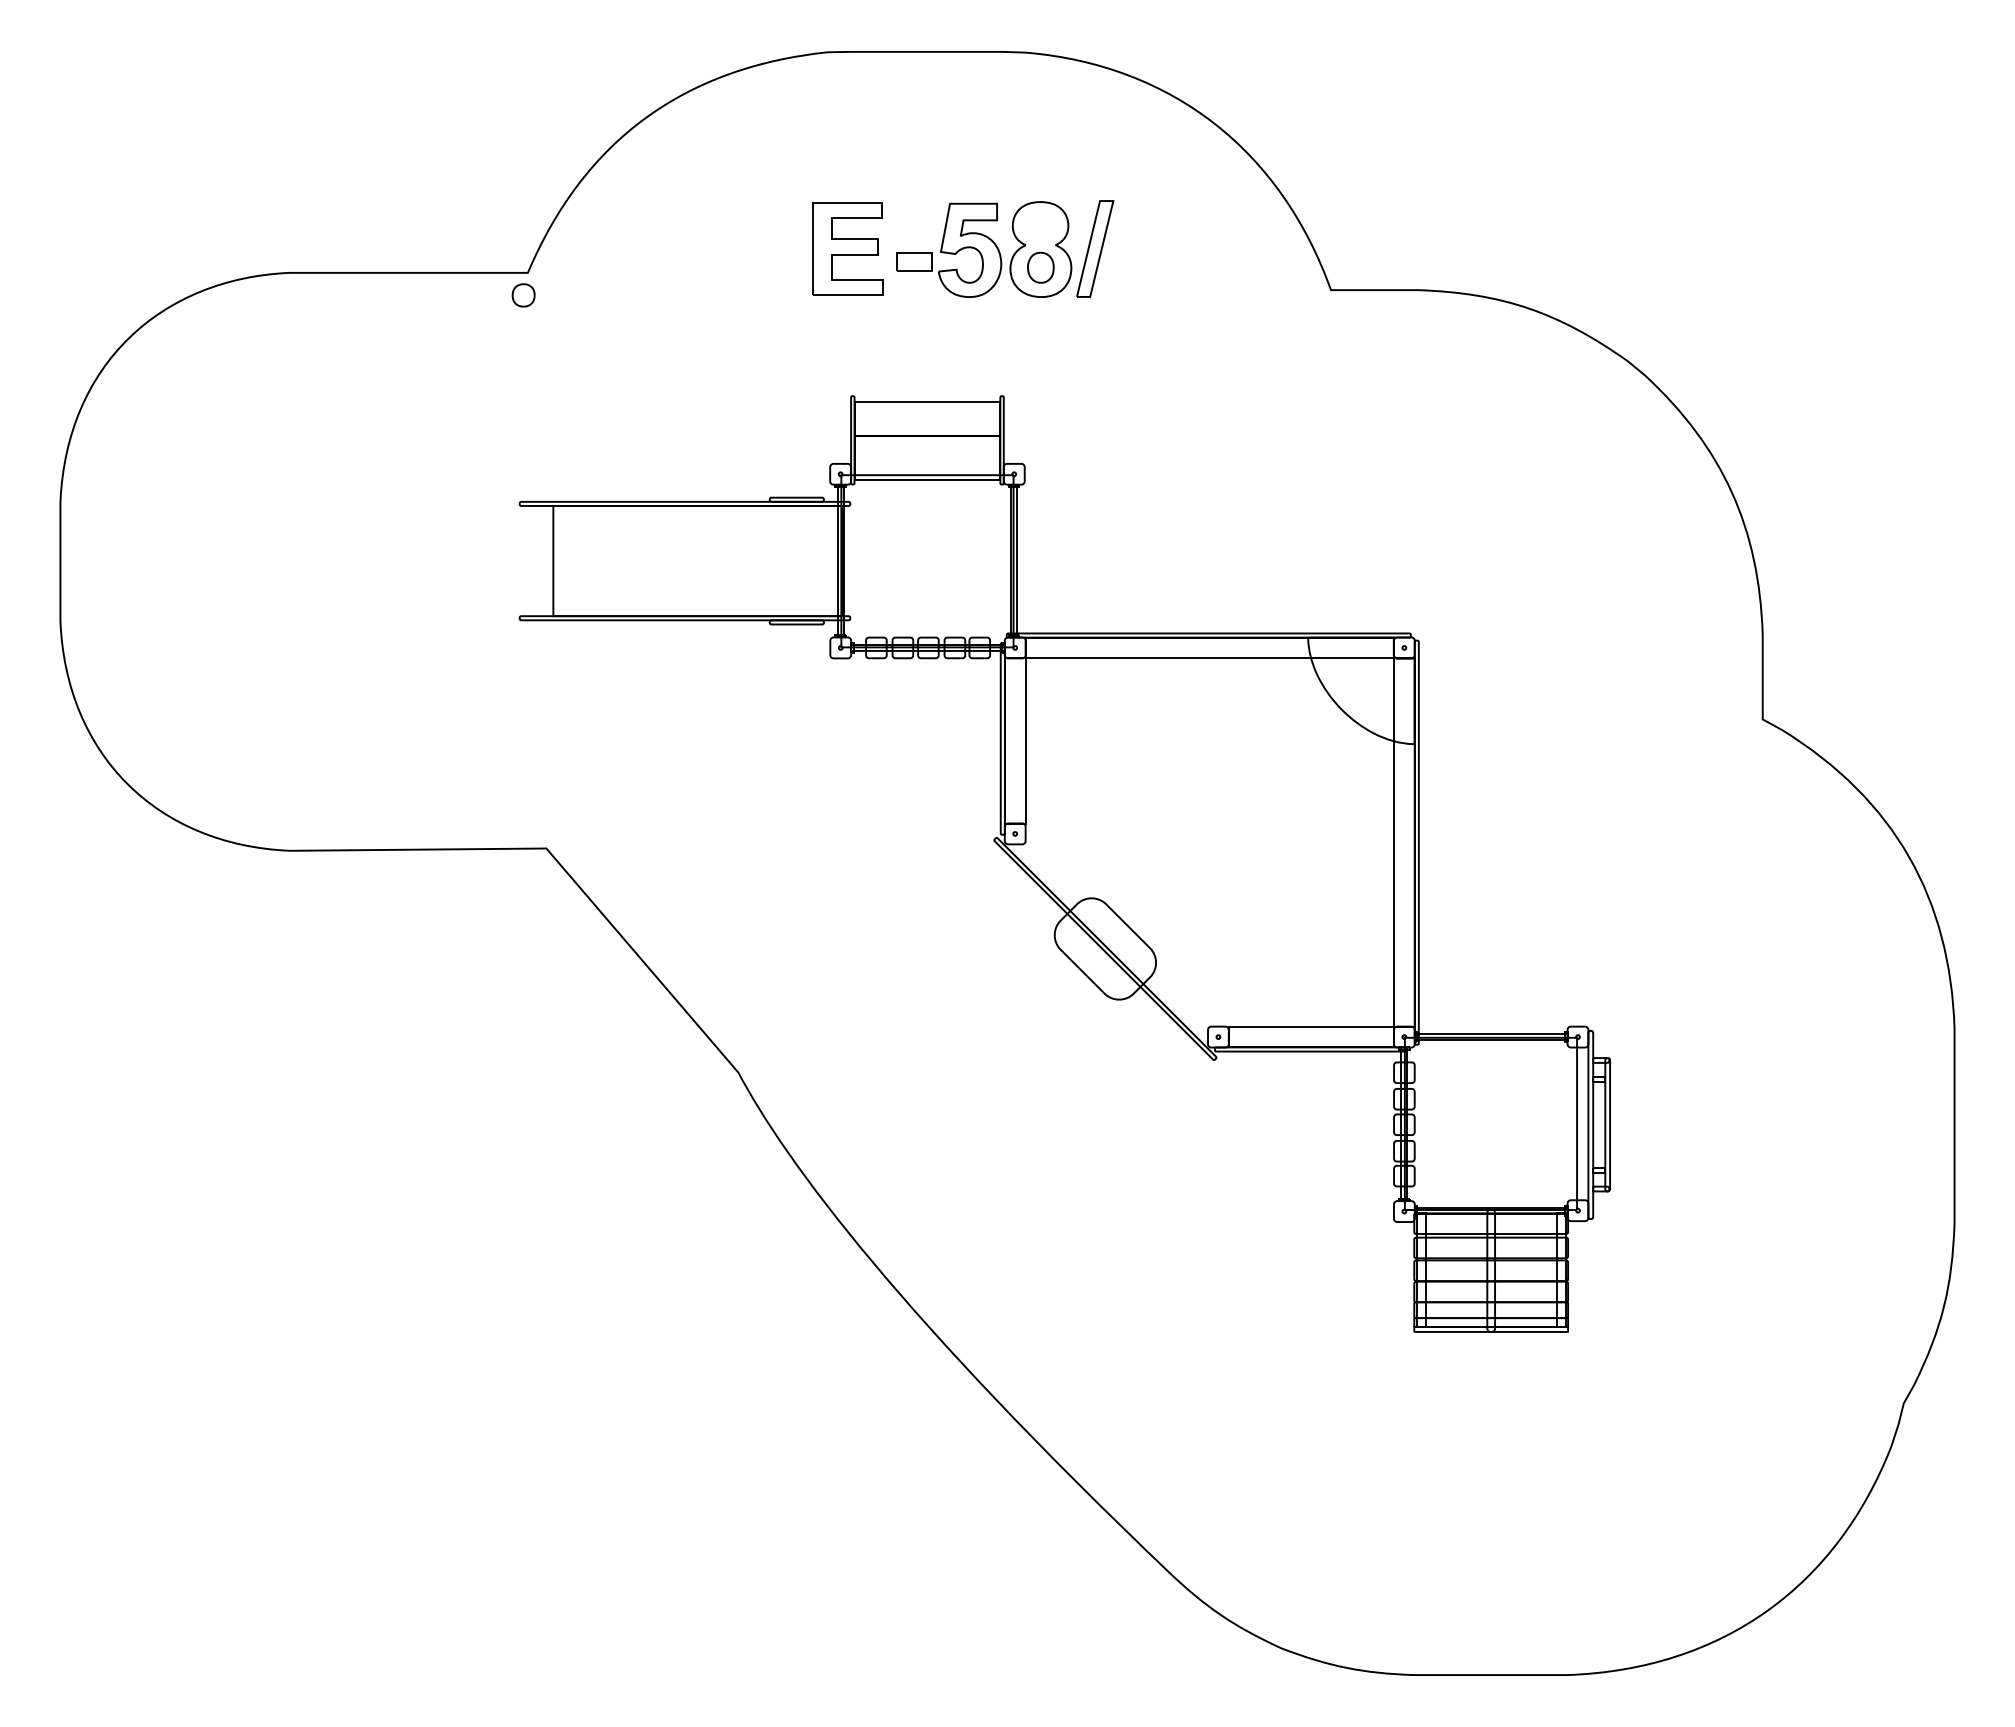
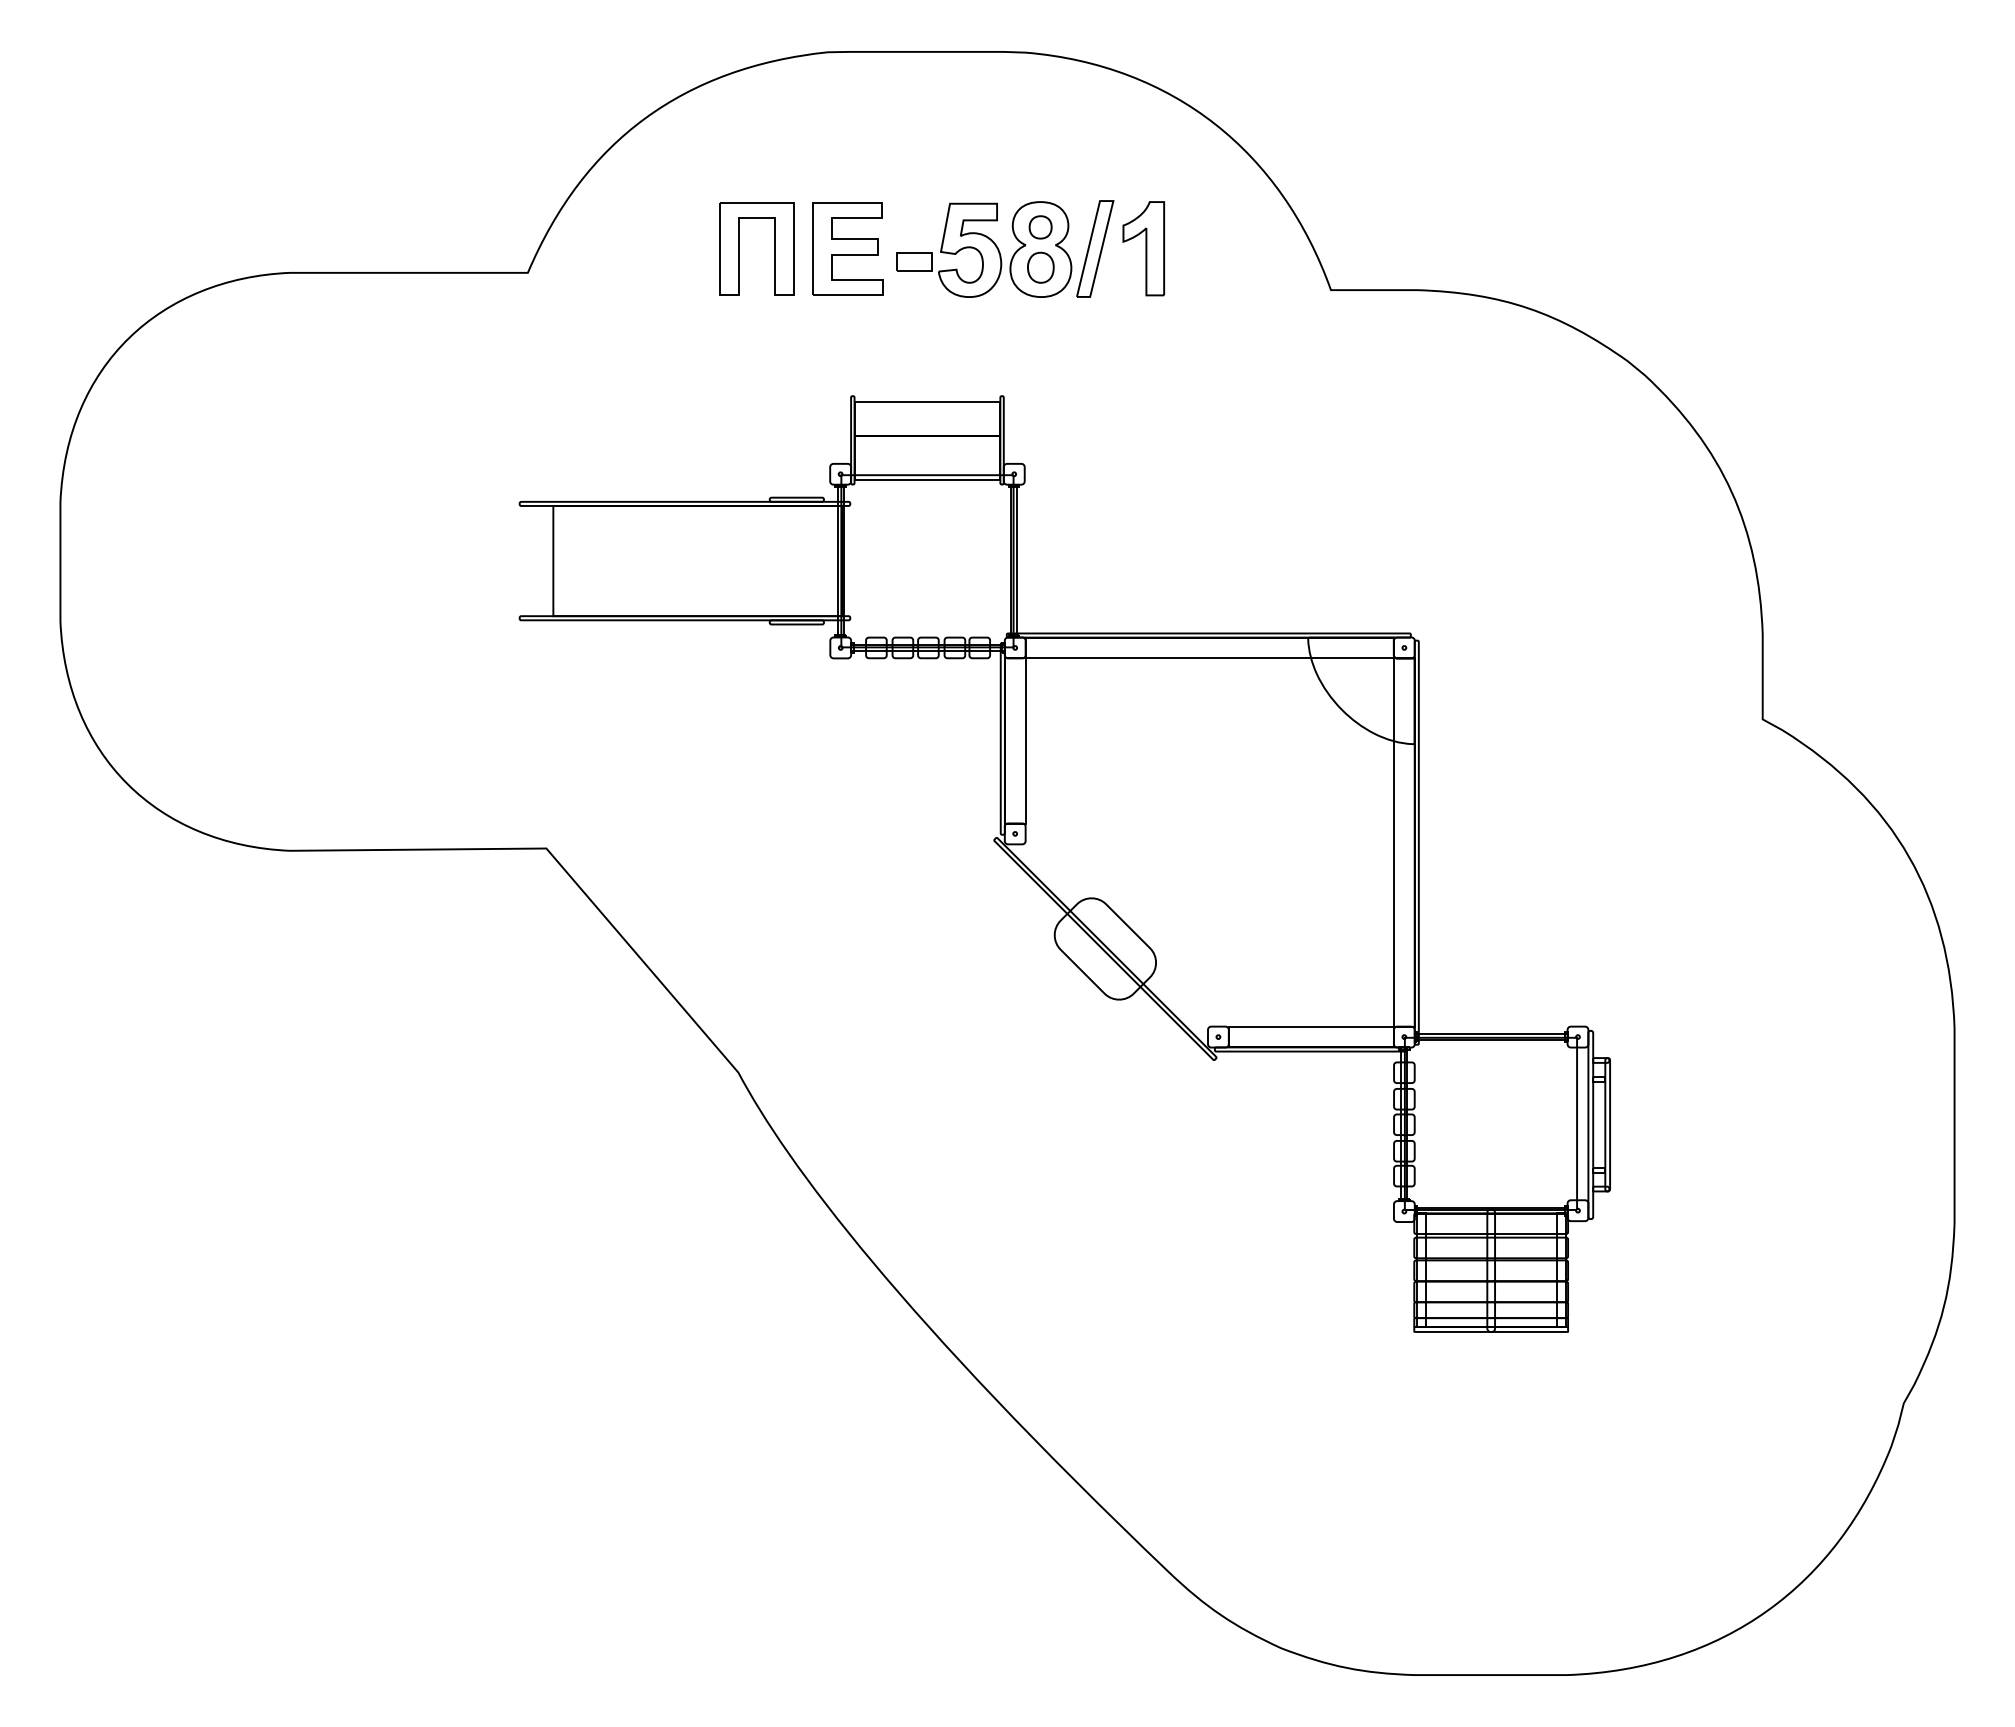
part: none -> present (739, 248)
part: none -> present (1143, 248)
part position: (523, 295) -> (1040, 227) (1040, 227)
